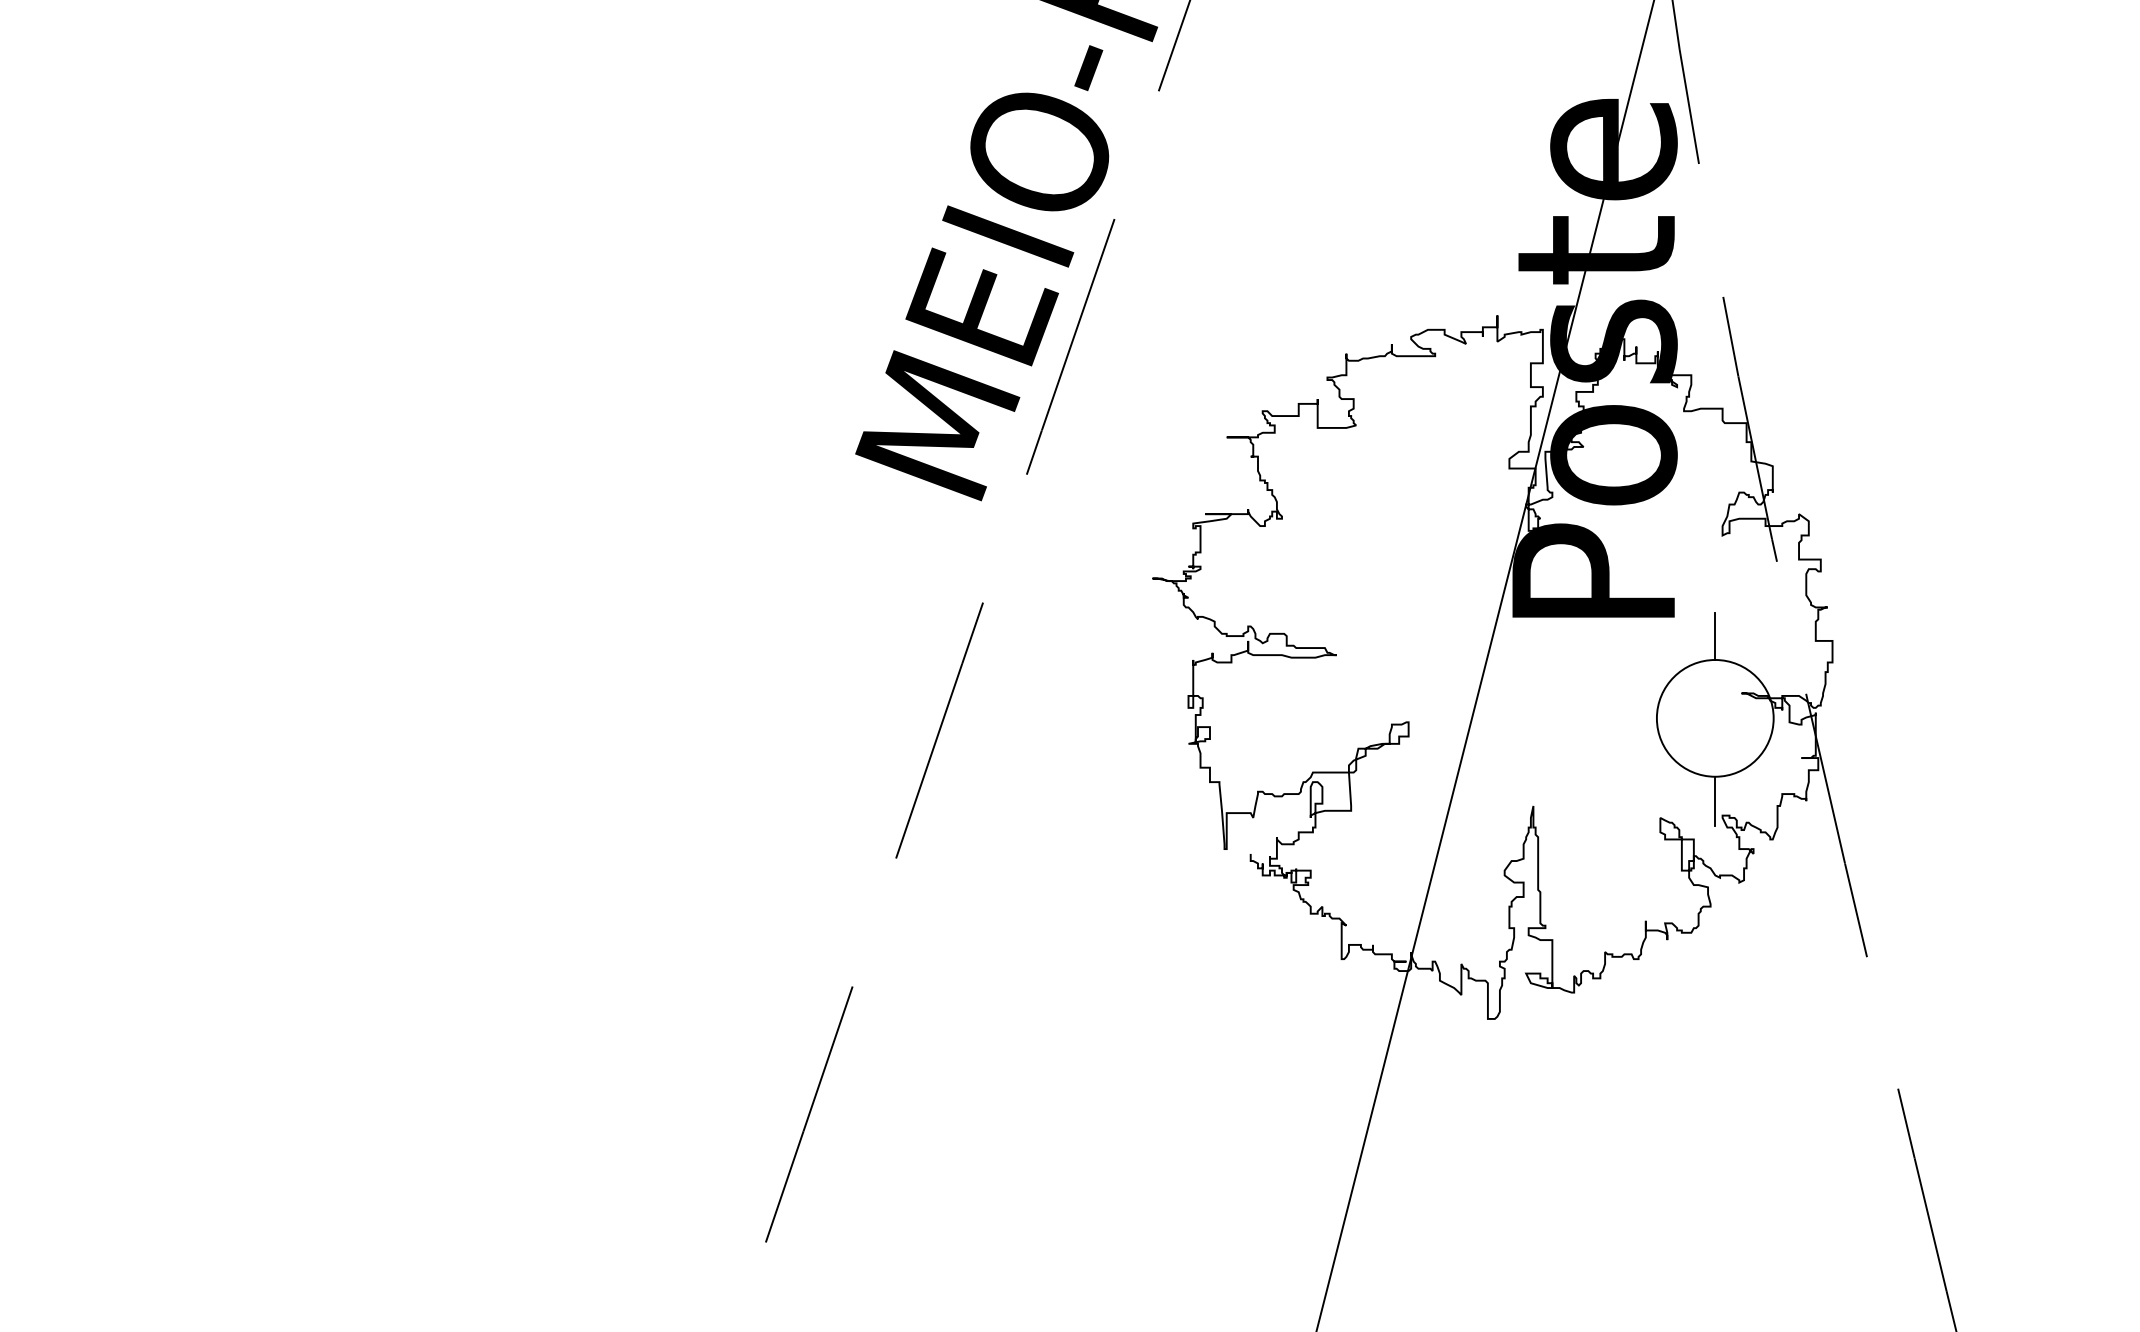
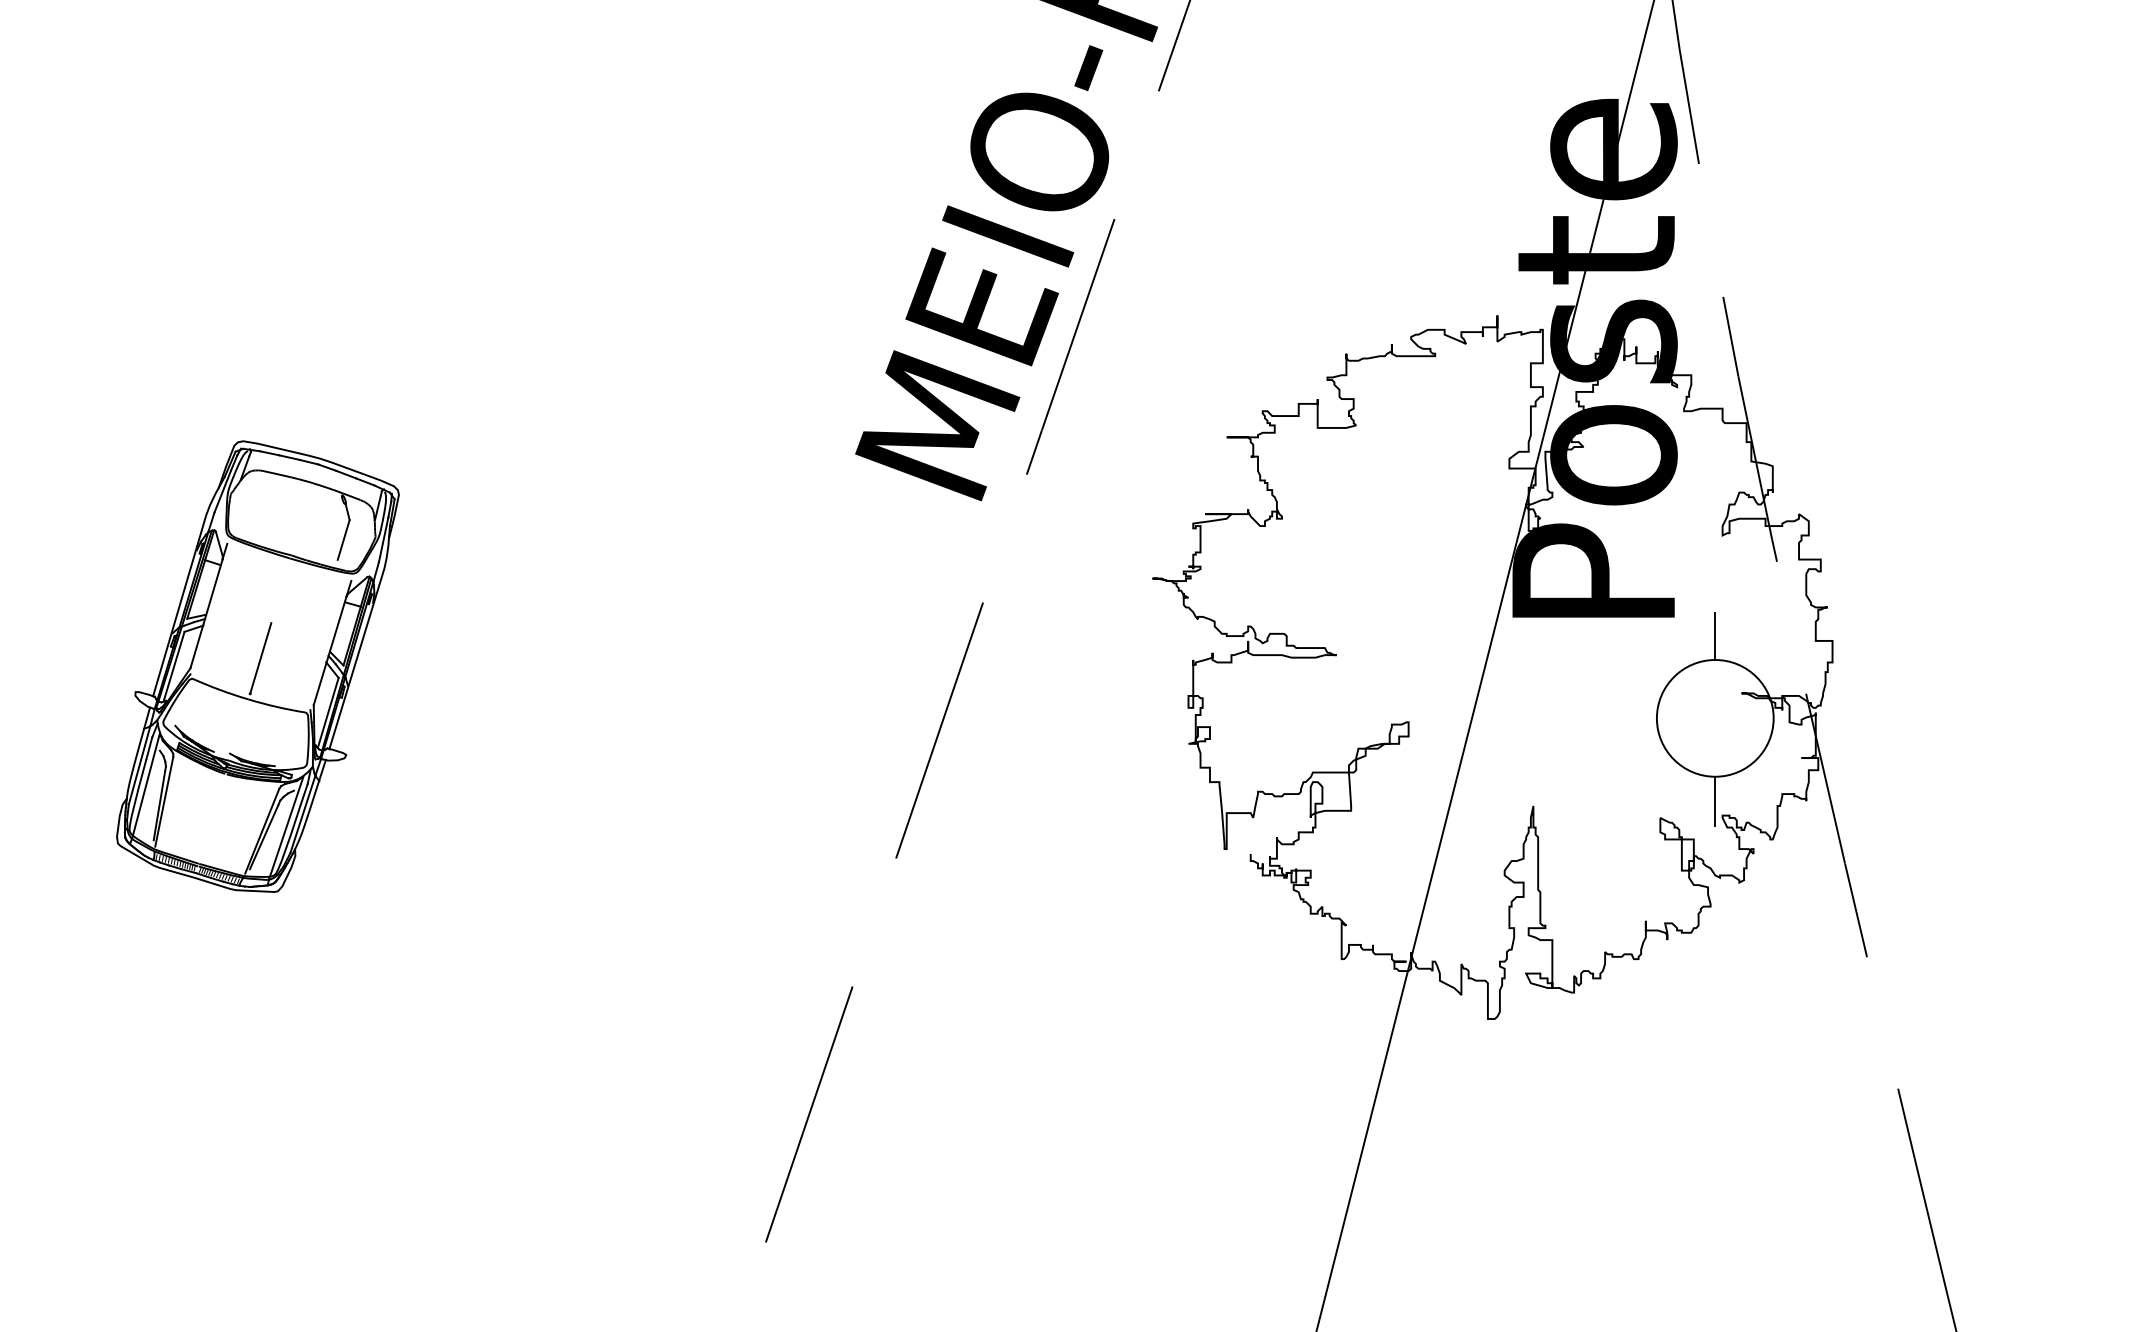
part: none -> present (257, 666)
